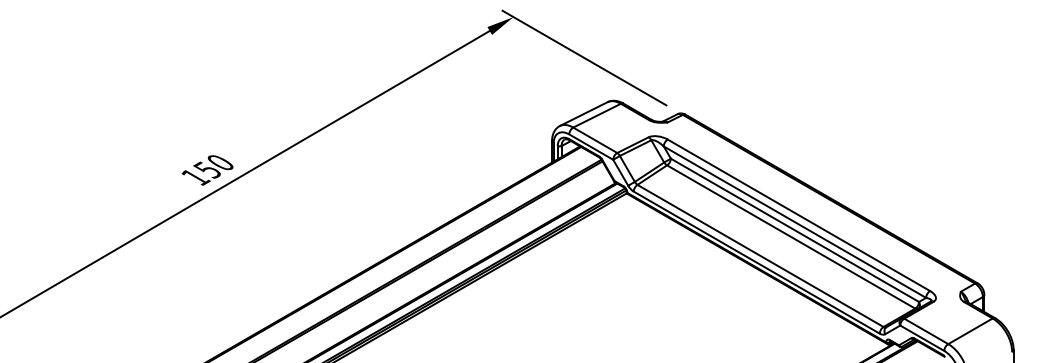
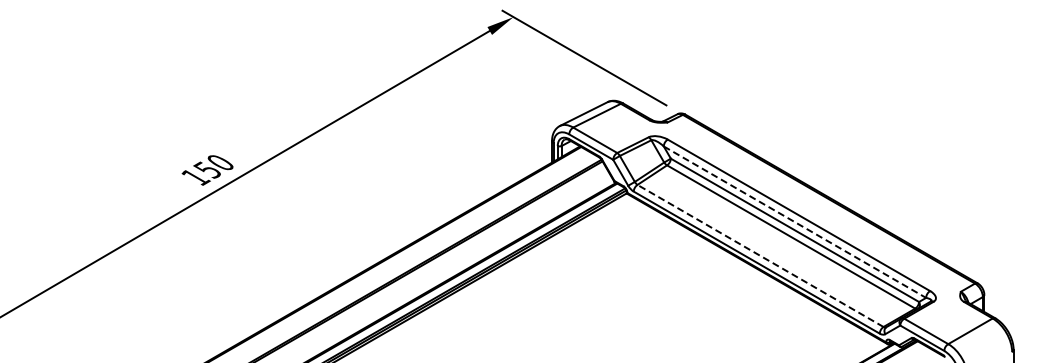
line: solid -> dashed (795, 222)
line: solid -> dashed (760, 255)
